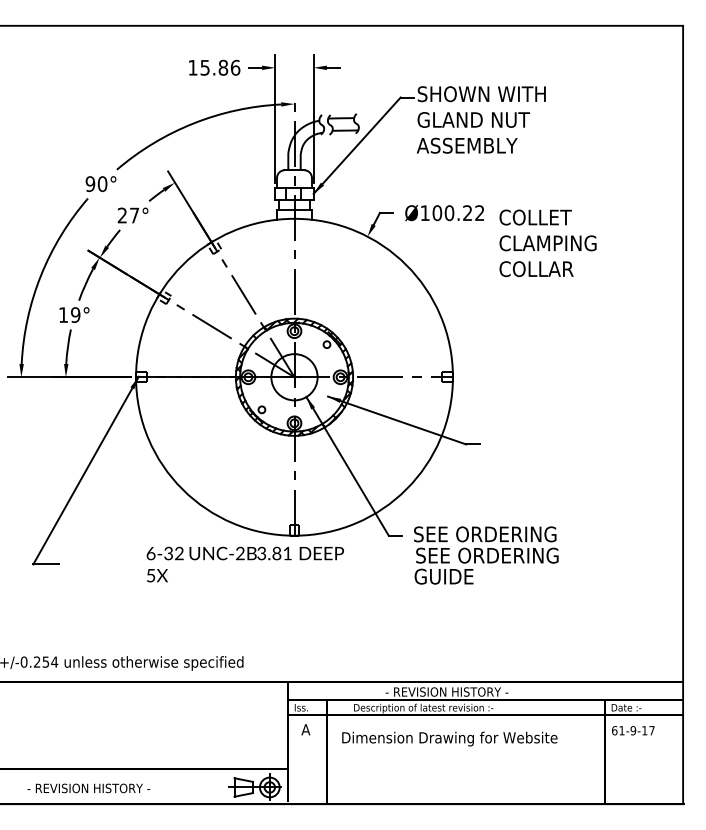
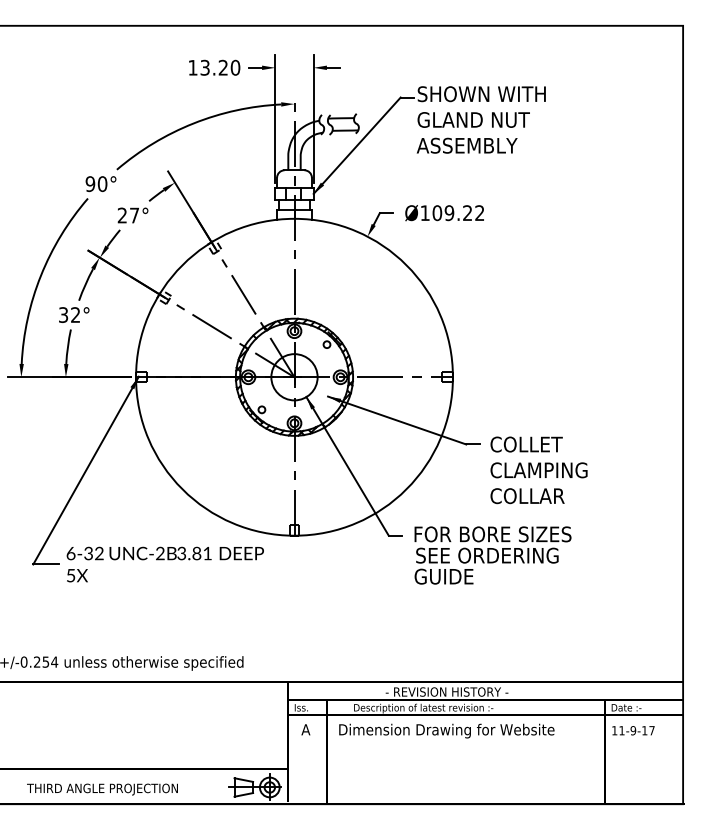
text: 15.86 -> 13.20 (220, 67)
text: Ø100.22 -> Ø109.22 (449, 213)
text position: (547, 243) -> (538, 470) (538, 470)
text: 19° -> 32° (69, 314)
text: SEE ORDERING -> FOR BORE SIZES (492, 534)
text position: (244, 564) -> (164, 564) (164, 564)
text: 61-9-17 -> 11-9-17 (614, 730)
text position: (449, 738) -> (446, 730) (446, 730)
text: - REVISION HISTORY - -> THIRD ANGLE PROJECTION (102, 789)
